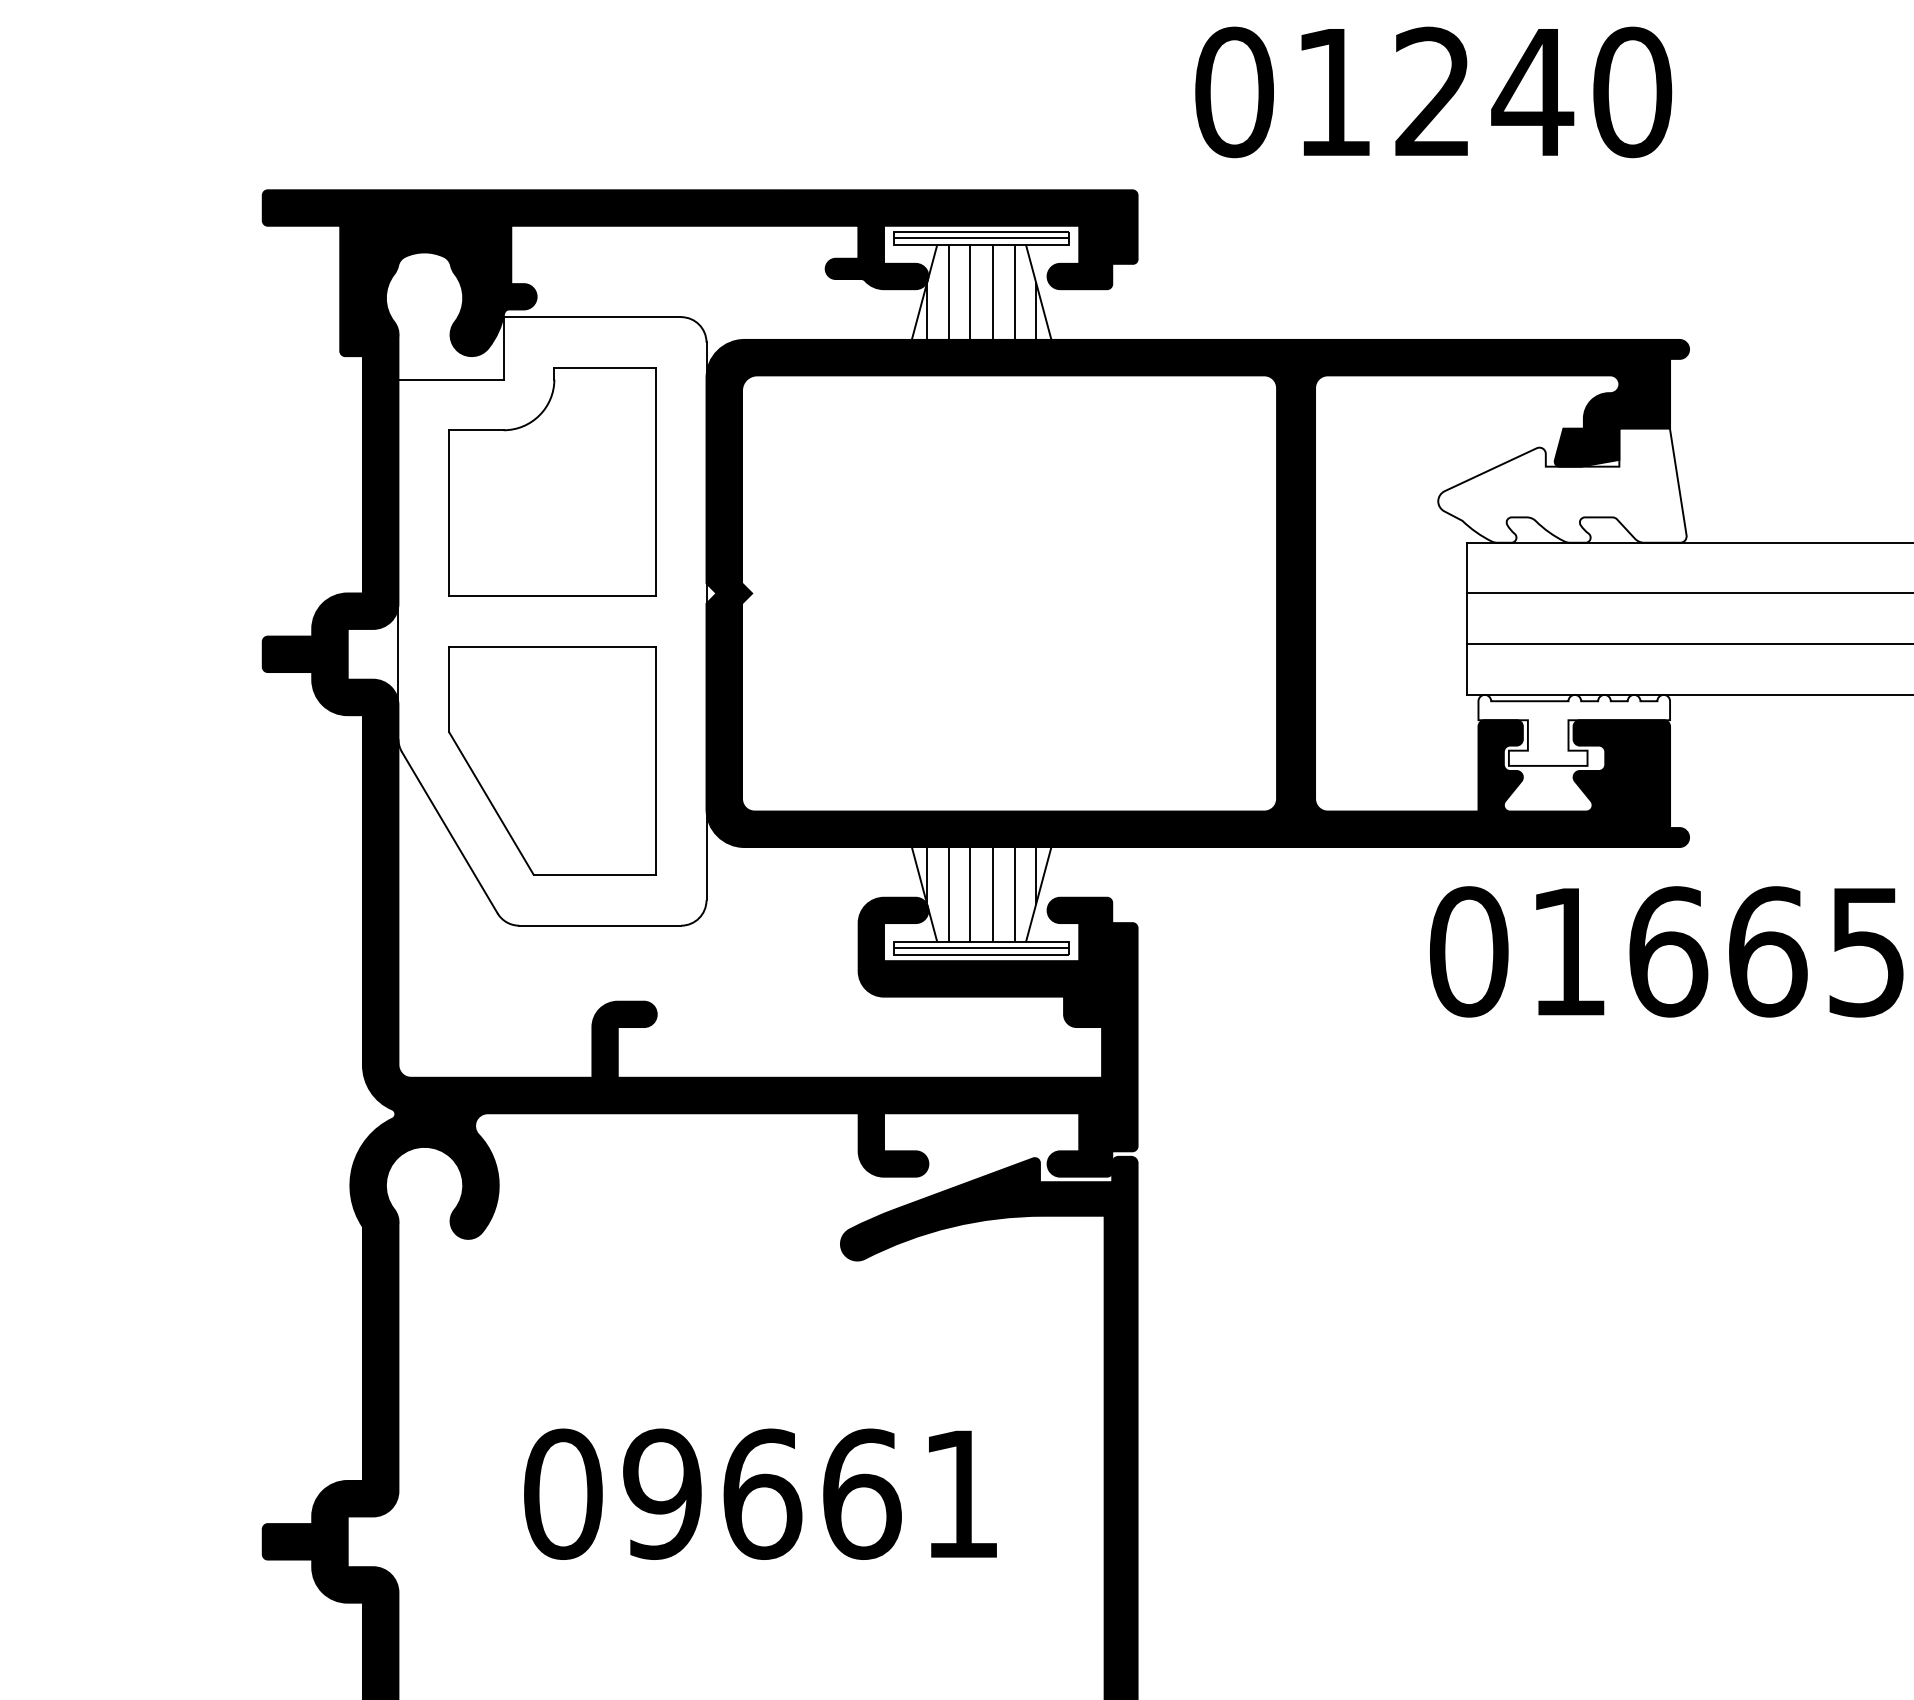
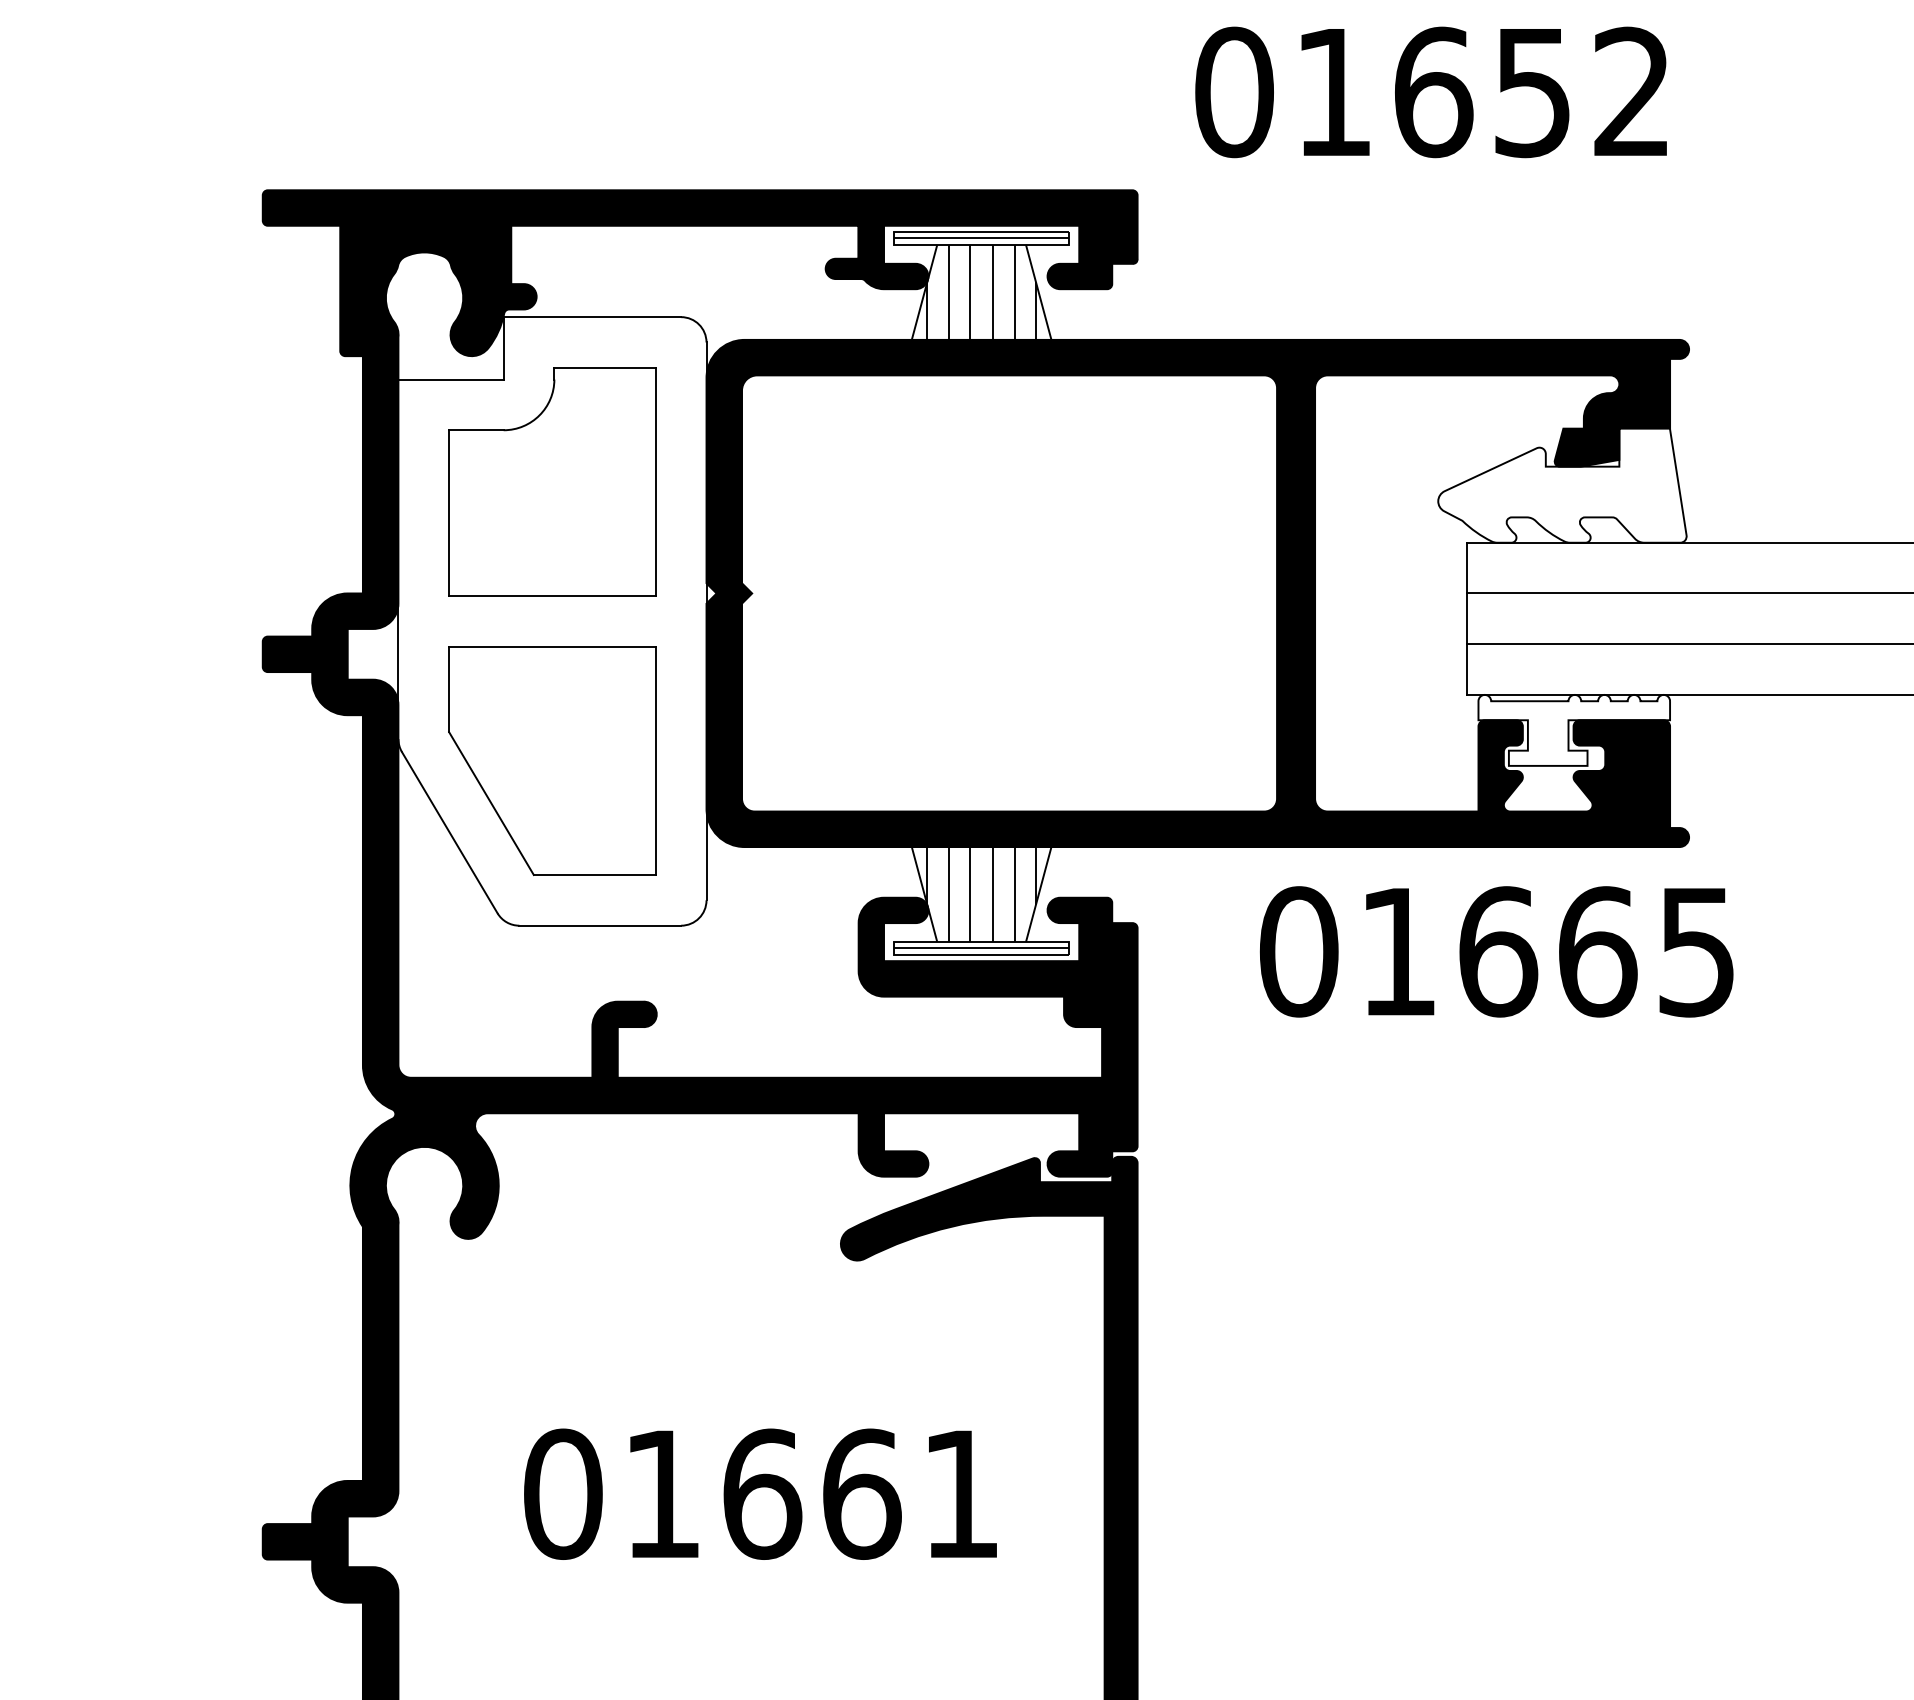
text: 01240 -> 01652 (1533, 92)
text position: (1666, 951) -> (1496, 951) (1496, 951)
text: 09661 -> 01661 (662, 1493)
